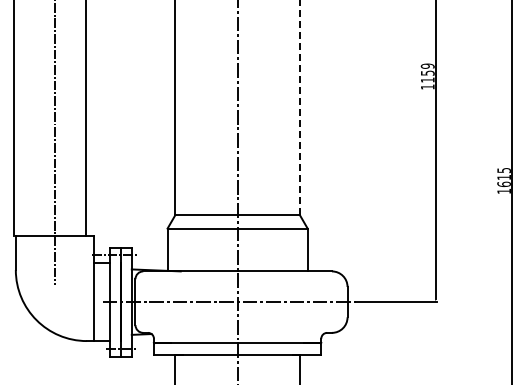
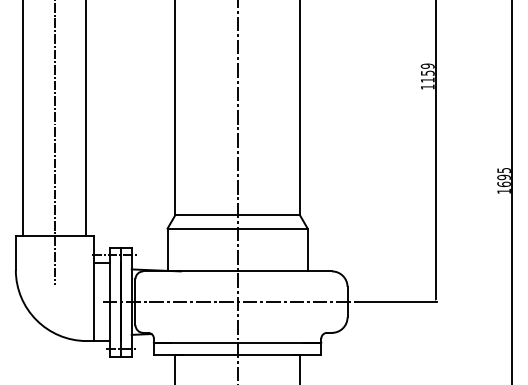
line: dashed -> solid (299, 108)
line position: (14, 119) -> (23, 119) (23, 119)
text: 1615 -> 1695 (503, 177)
